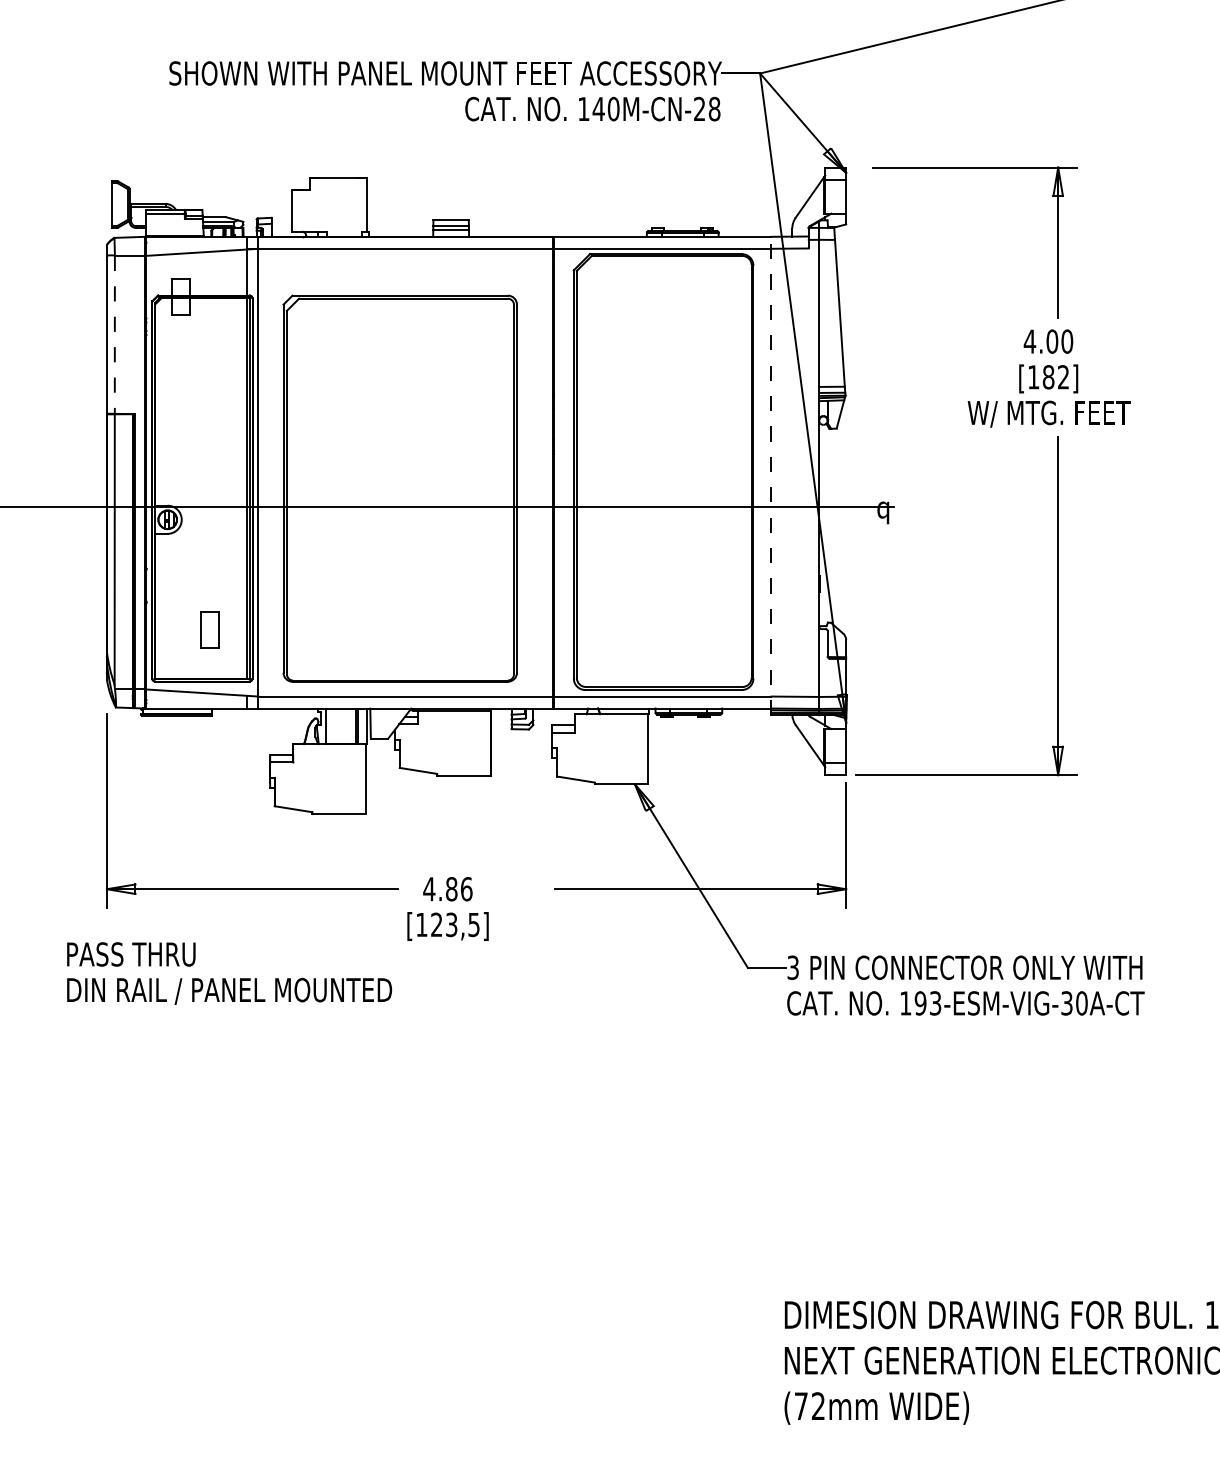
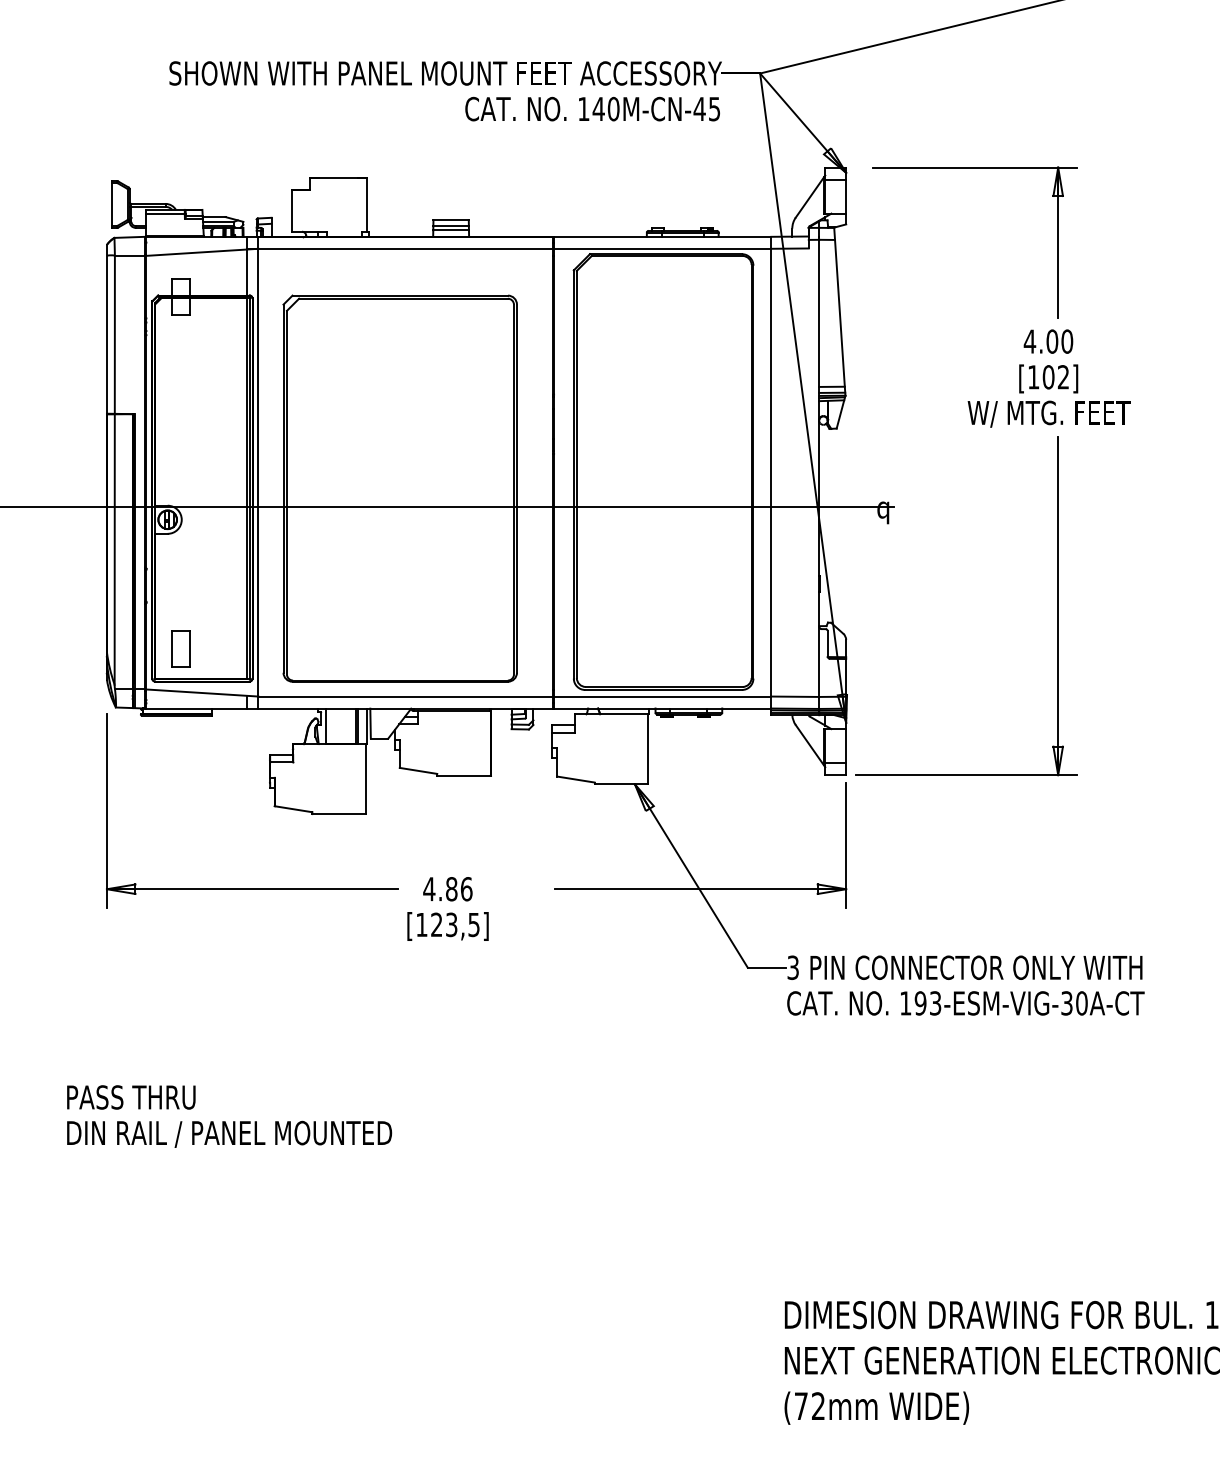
text: 140M-CN-28 -> 140M-CN-45 (706, 108)
line: dashed -> solid (114, 334)
text: [182] -> [102] (1048, 377)
line: dashed -> solid (771, 475)
part position: (209, 629) -> (180, 648) (180, 648)
text position: (229, 973) -> (229, 1116) (229, 1116)
